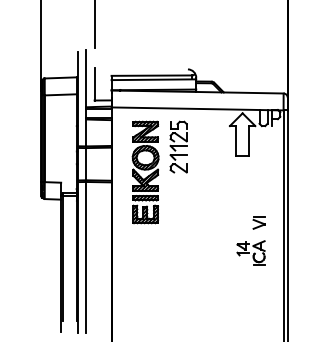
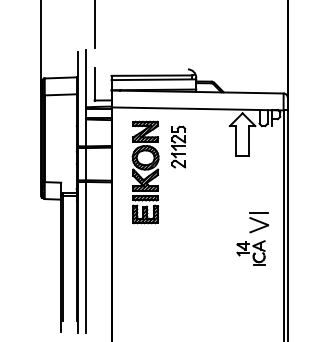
part size: 19x54 px -> 16x44 px (178, 146)
part size: 14x14 px -> 20x22 px (258, 222)
